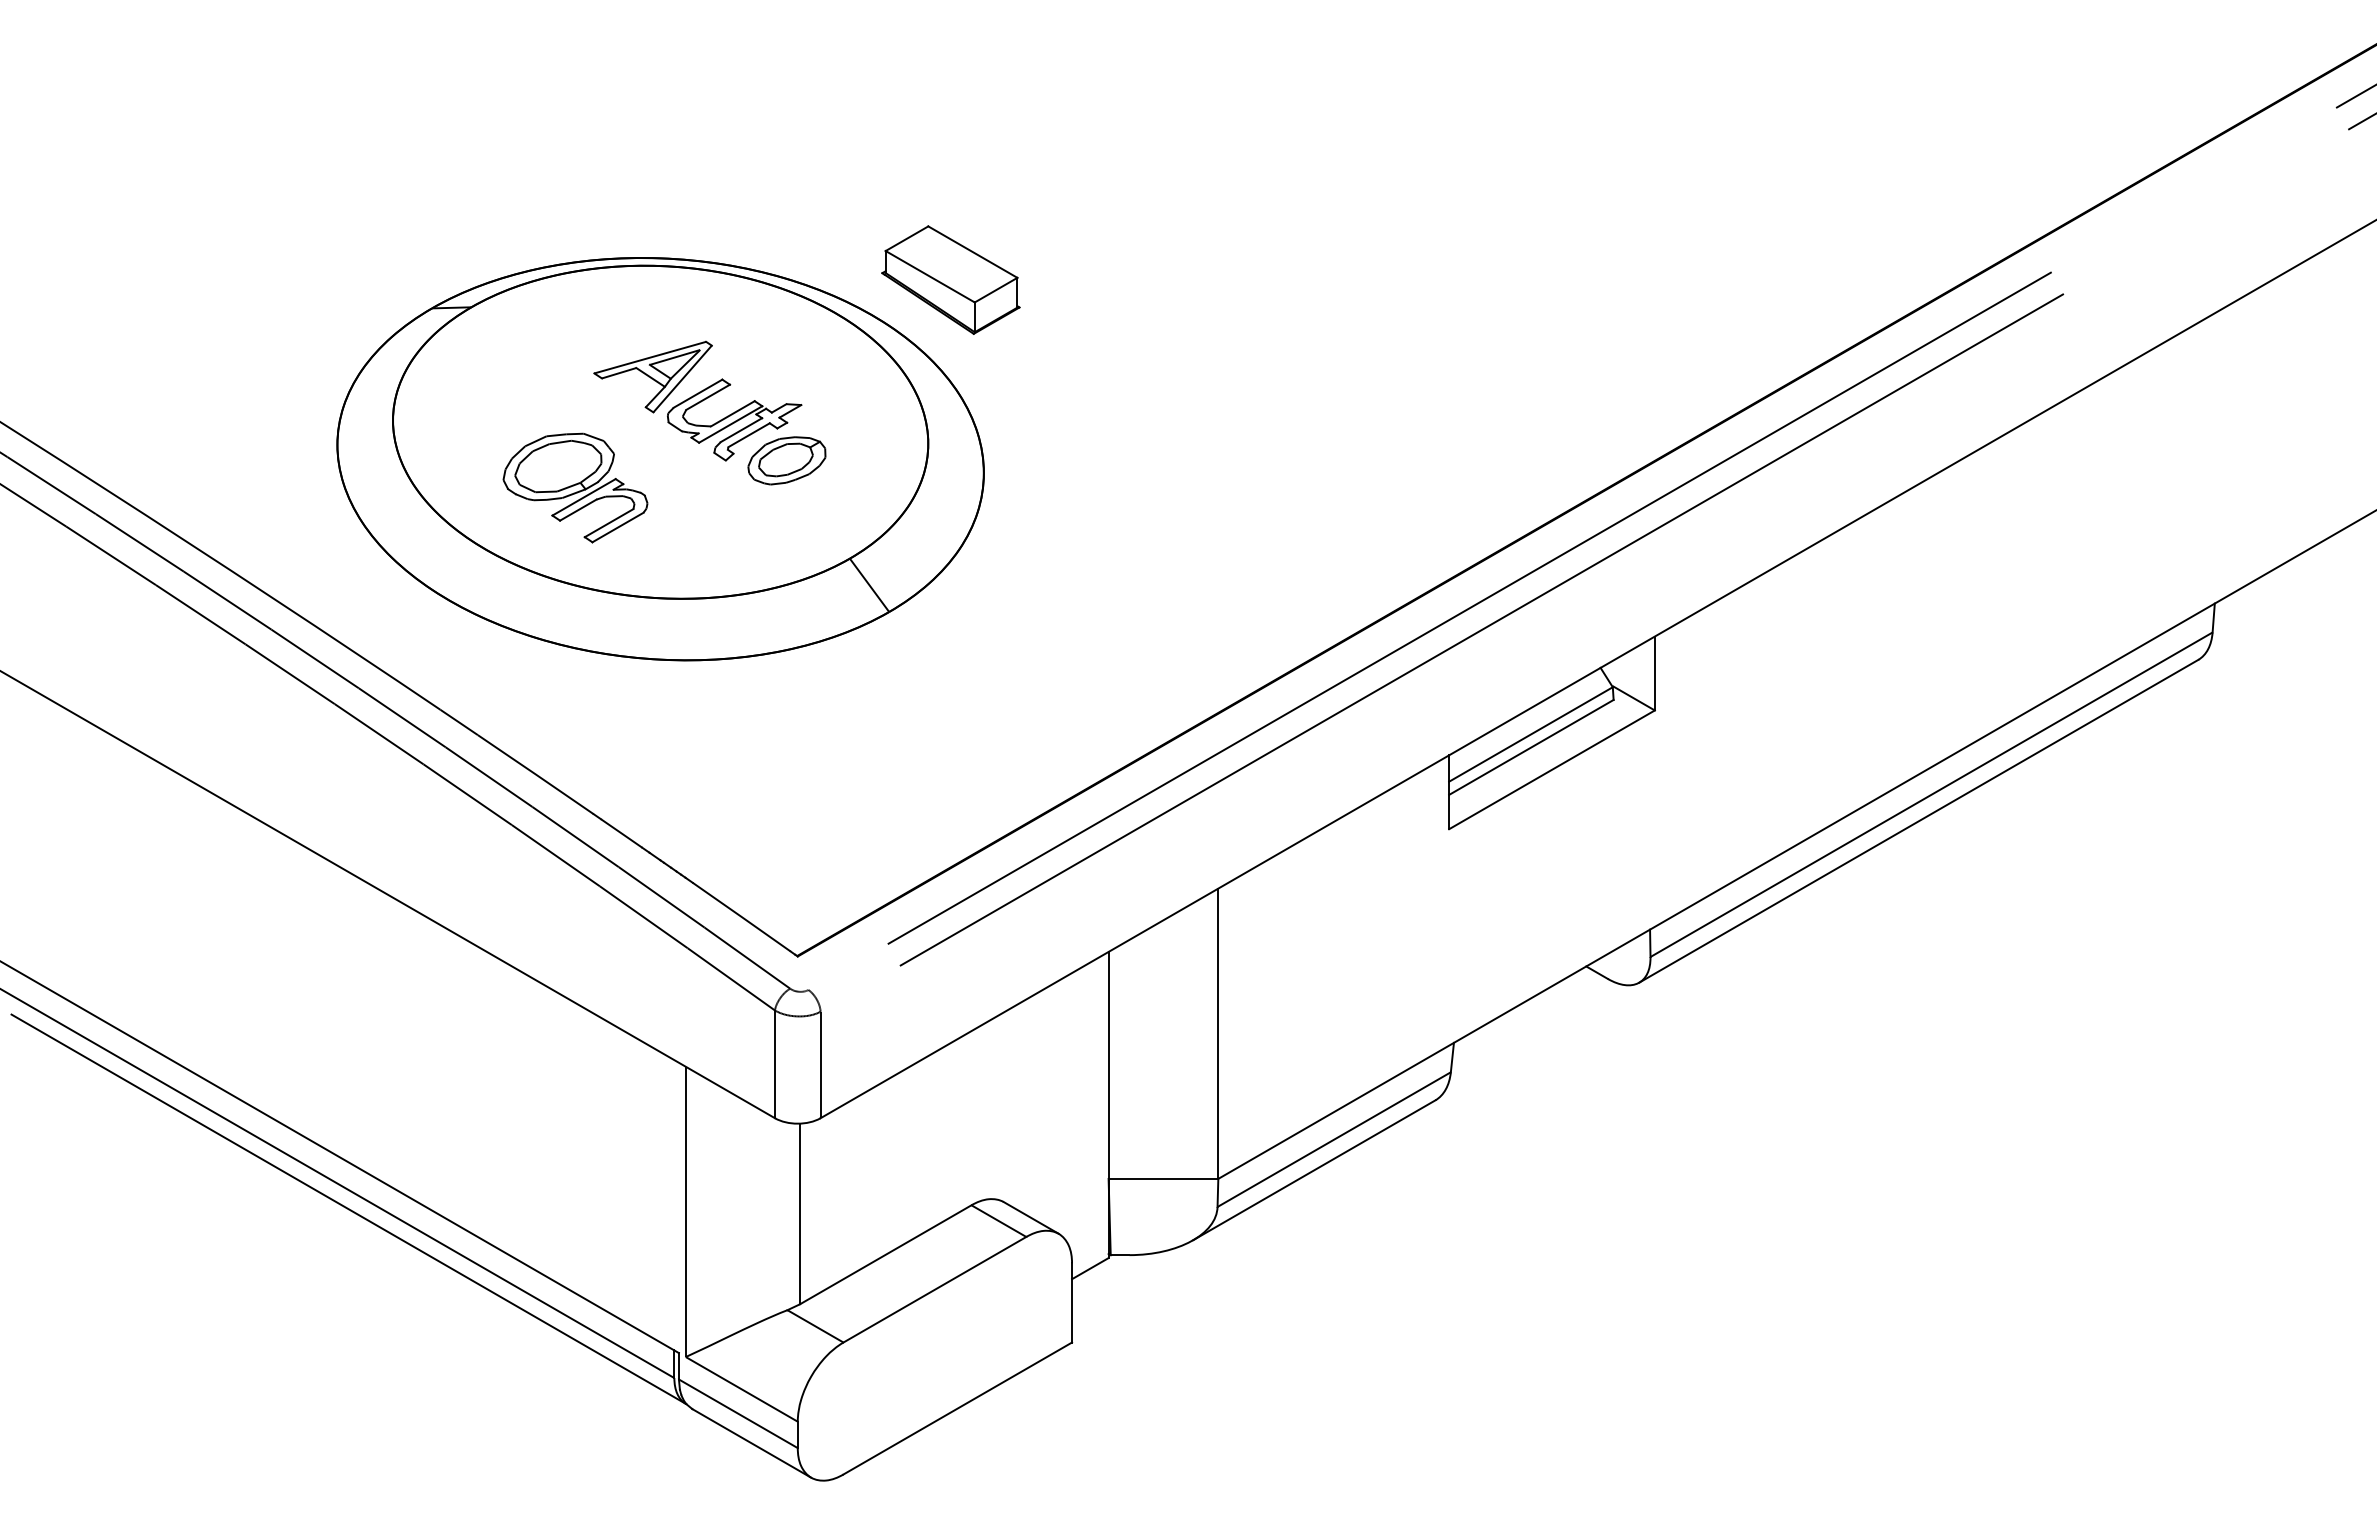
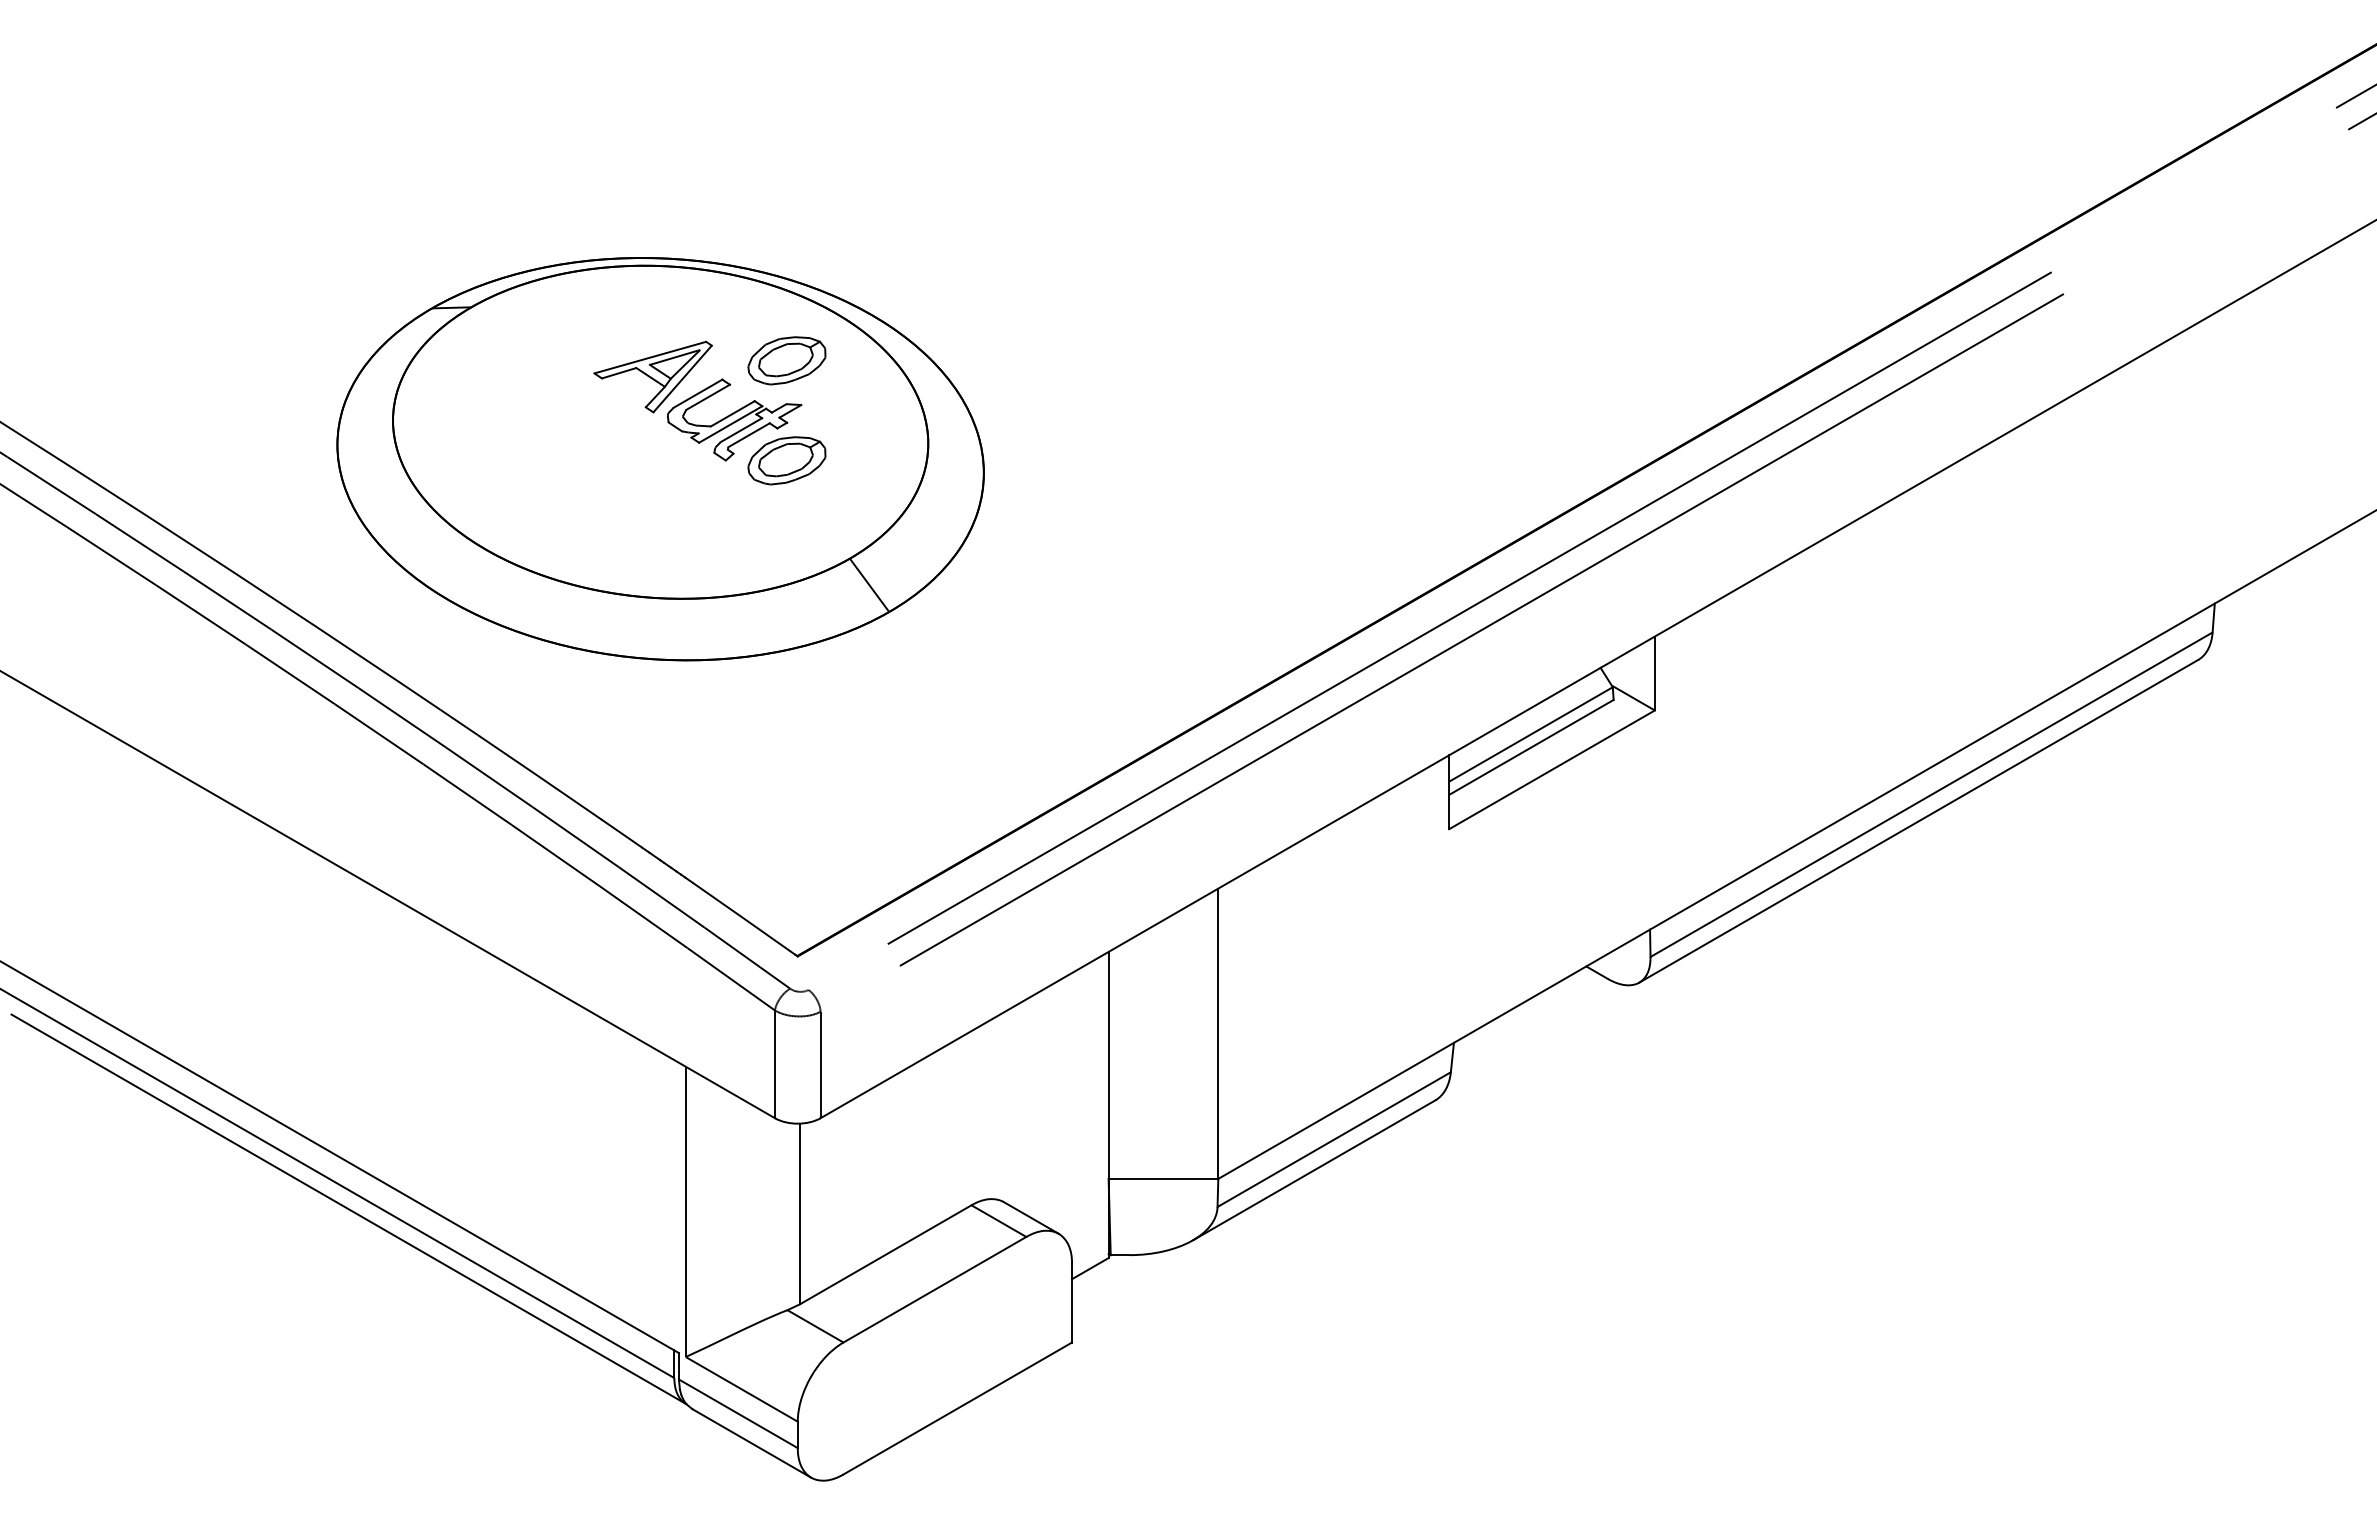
part: present -> none (950, 279)
part: none -> present (786, 360)
part: present -> none (575, 487)
